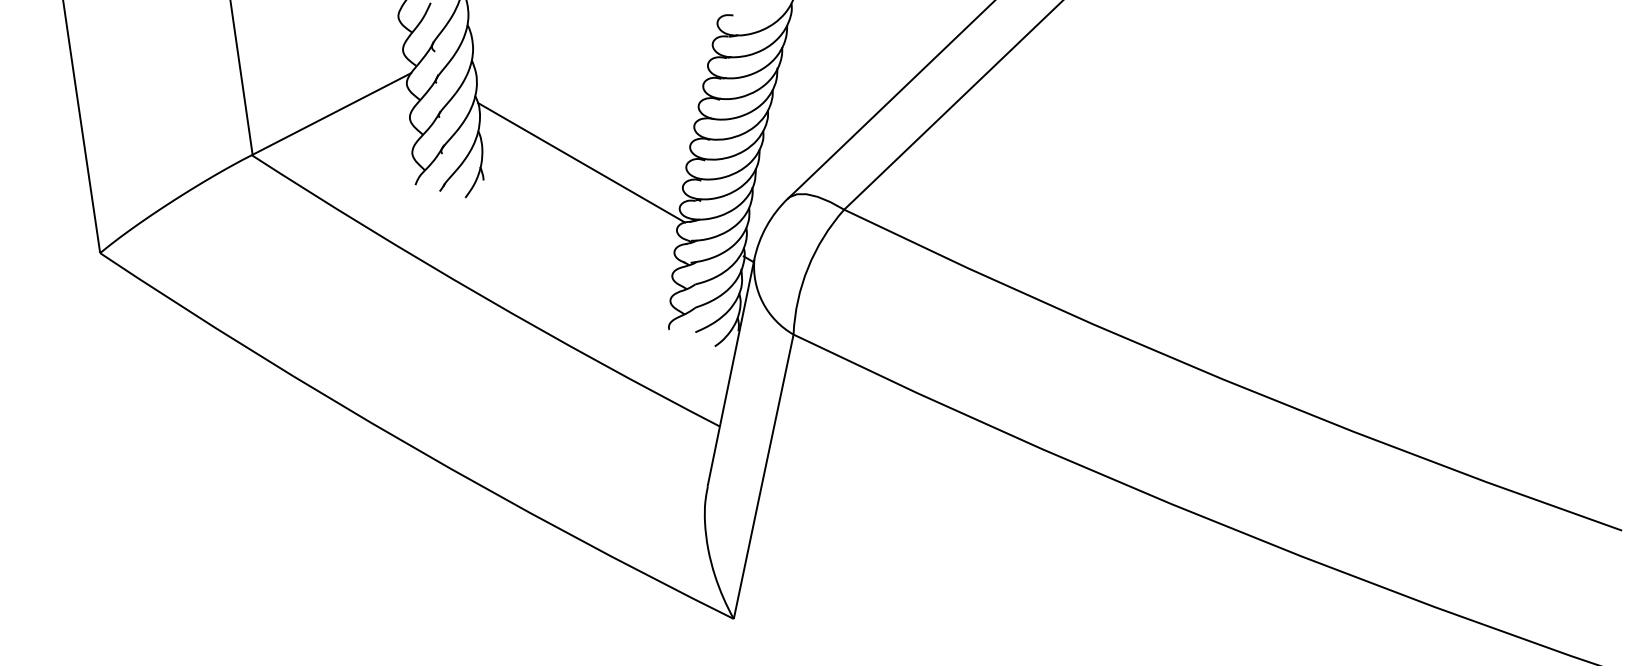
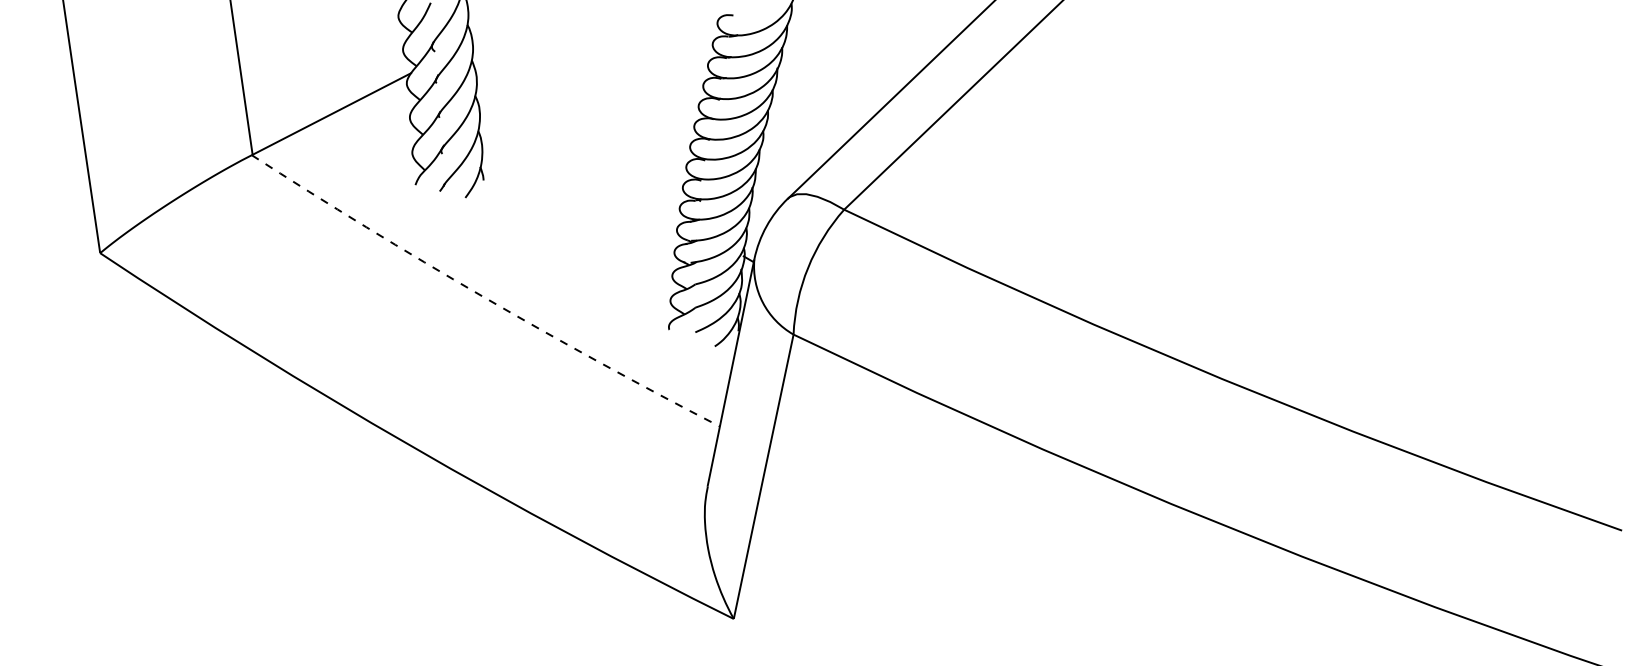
line: present -> none (581, 162)
arc: solid -> dashed (482, 296)
